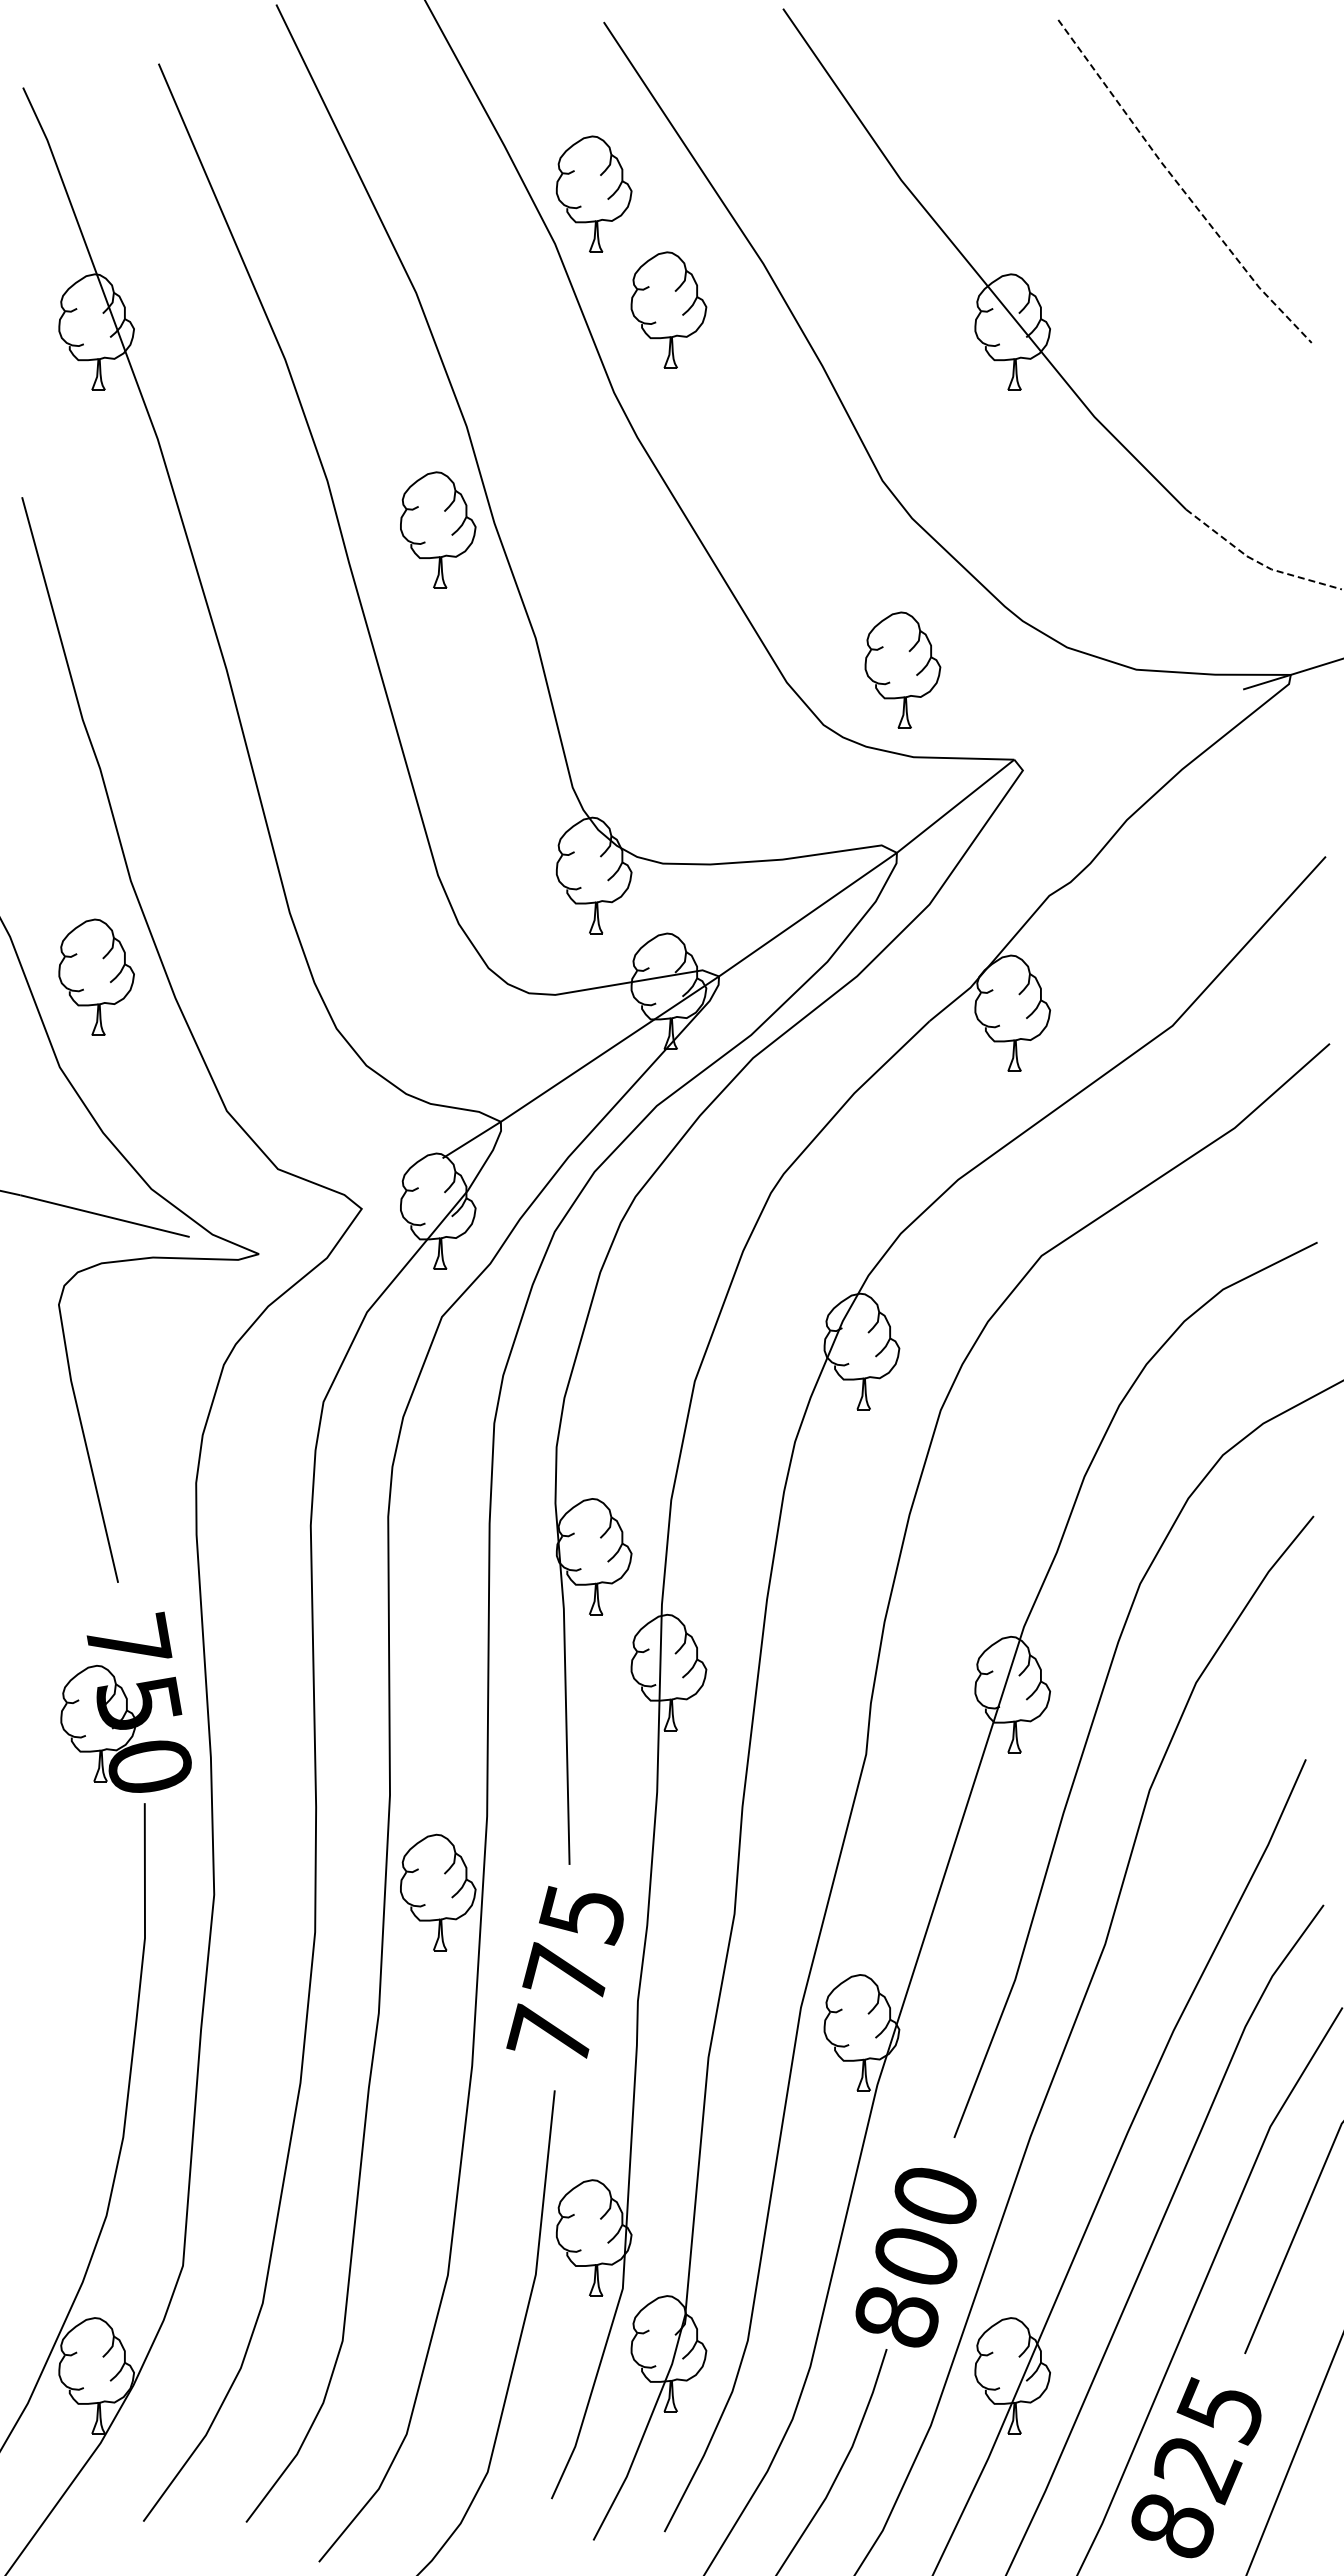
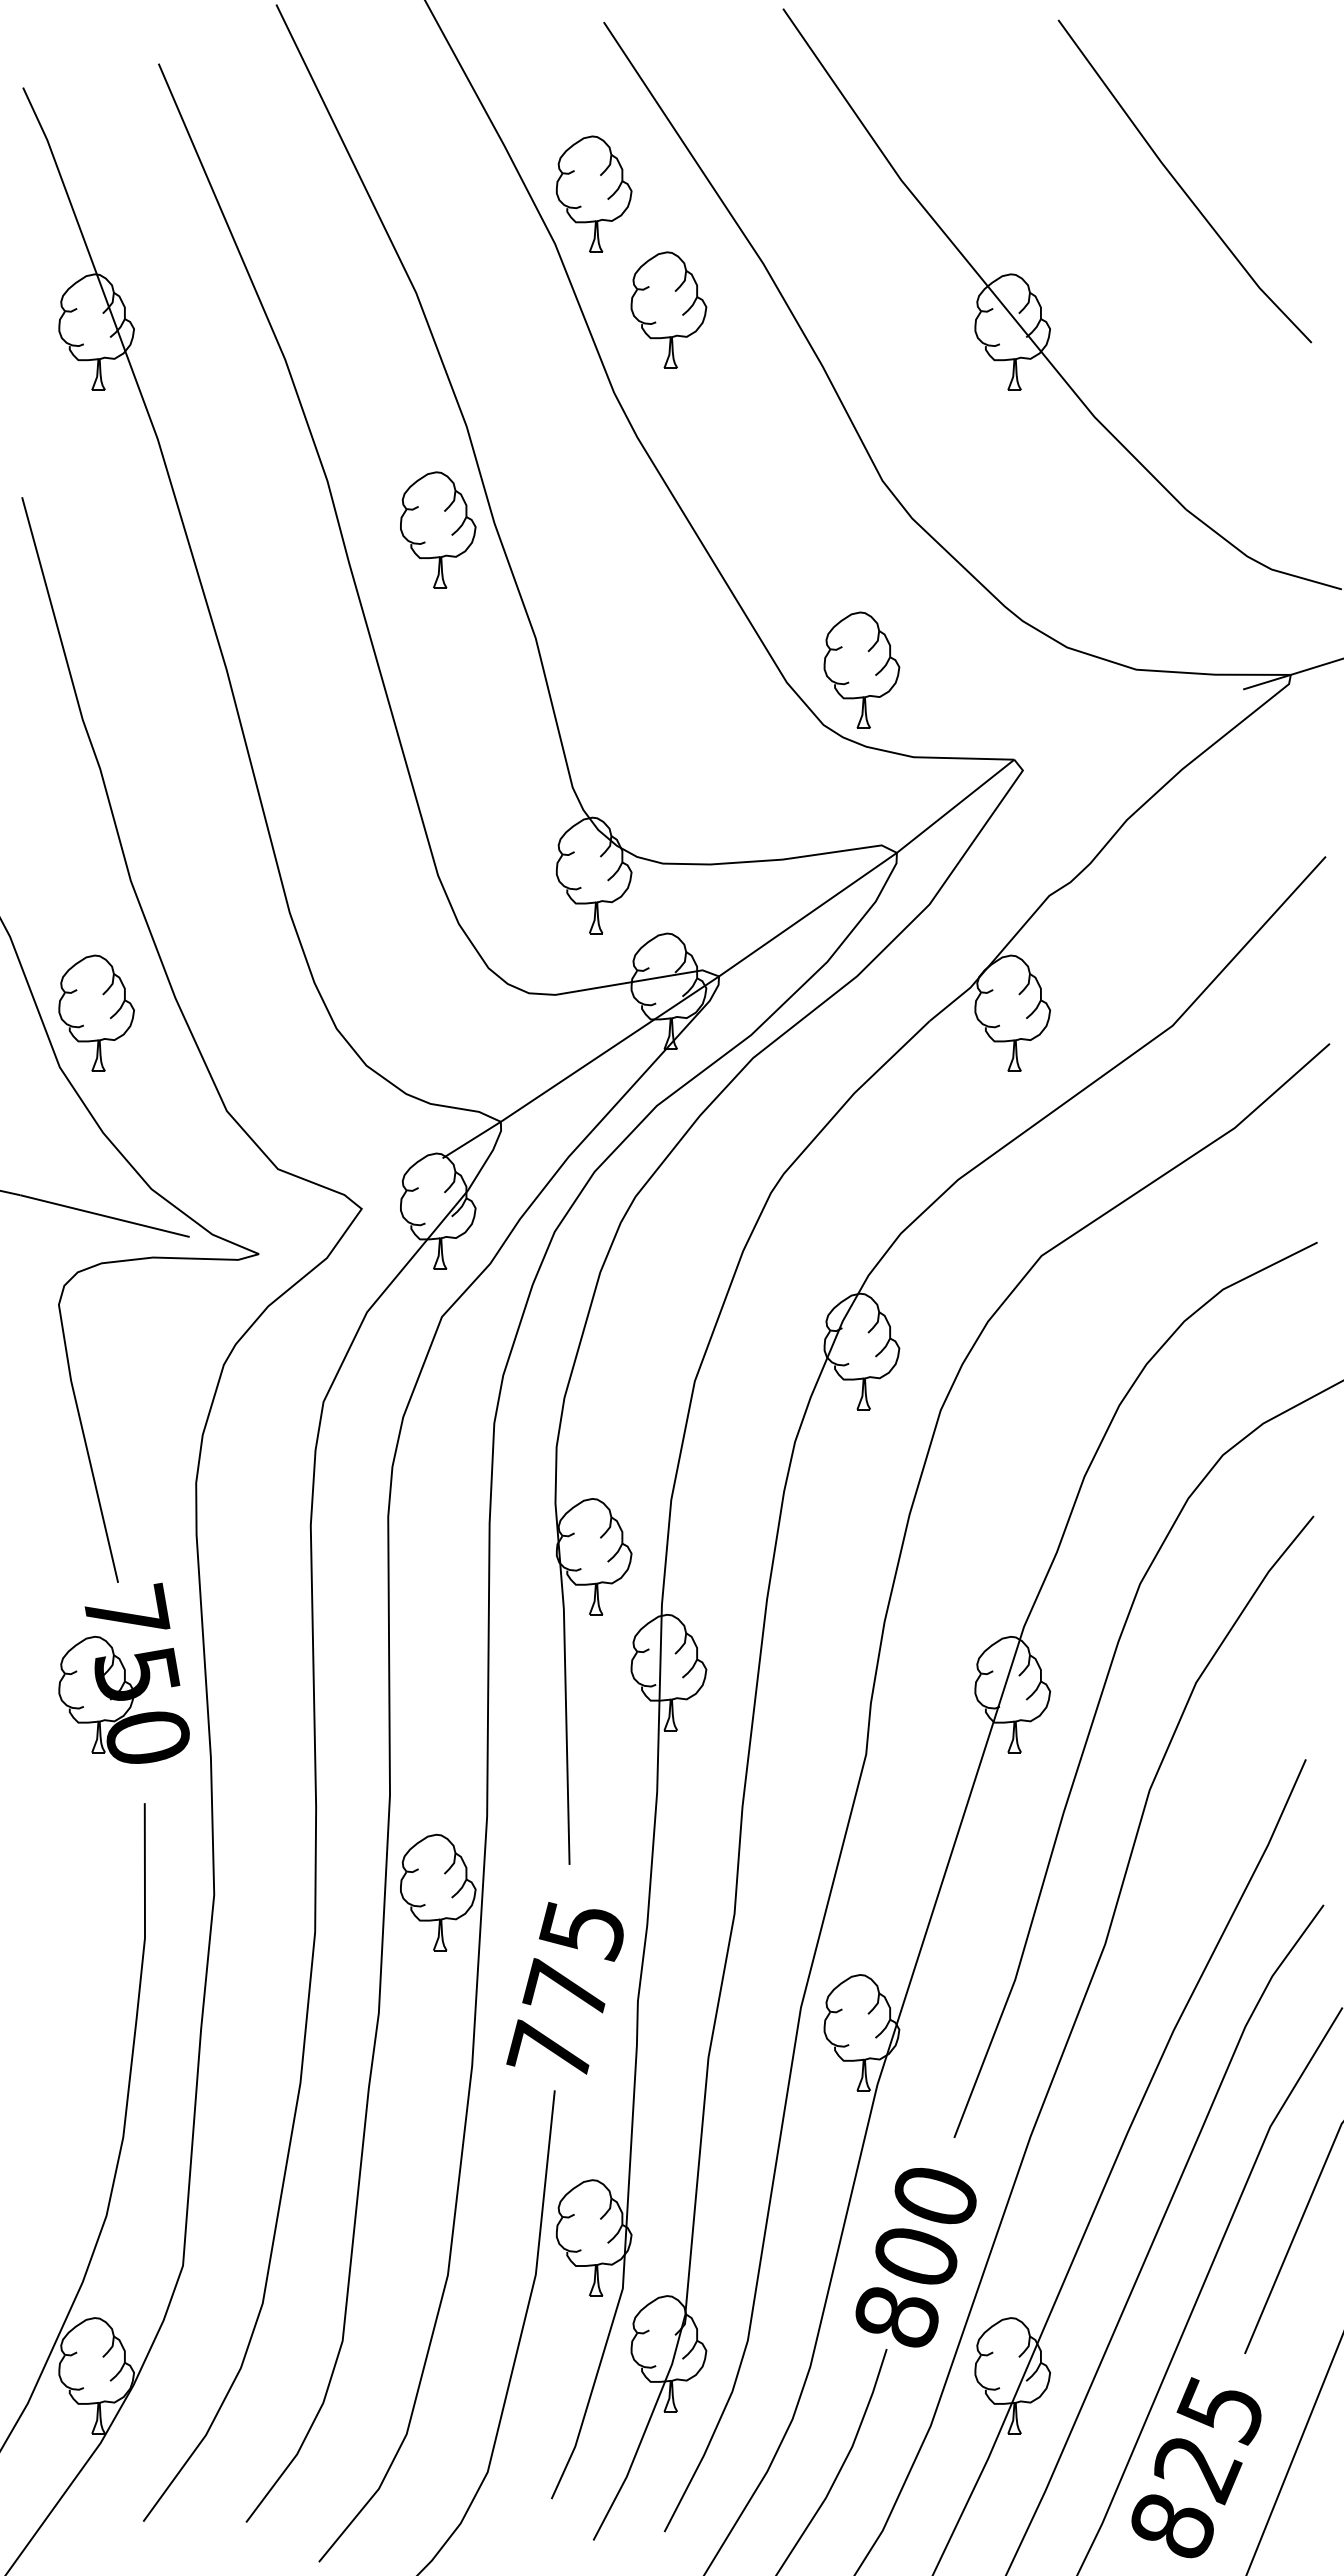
line: dashed -> solid (1179, 185)
line: dashed -> solid (1257, 562)
part position: (902, 669) -> (861, 669) (861, 669)
part position: (96, 976) -> (96, 1012) (96, 1012)
part position: (125, 1701) -> (123, 1672) (123, 1672)
text position: (564, 1972) -> (564, 1988) (564, 1988)
